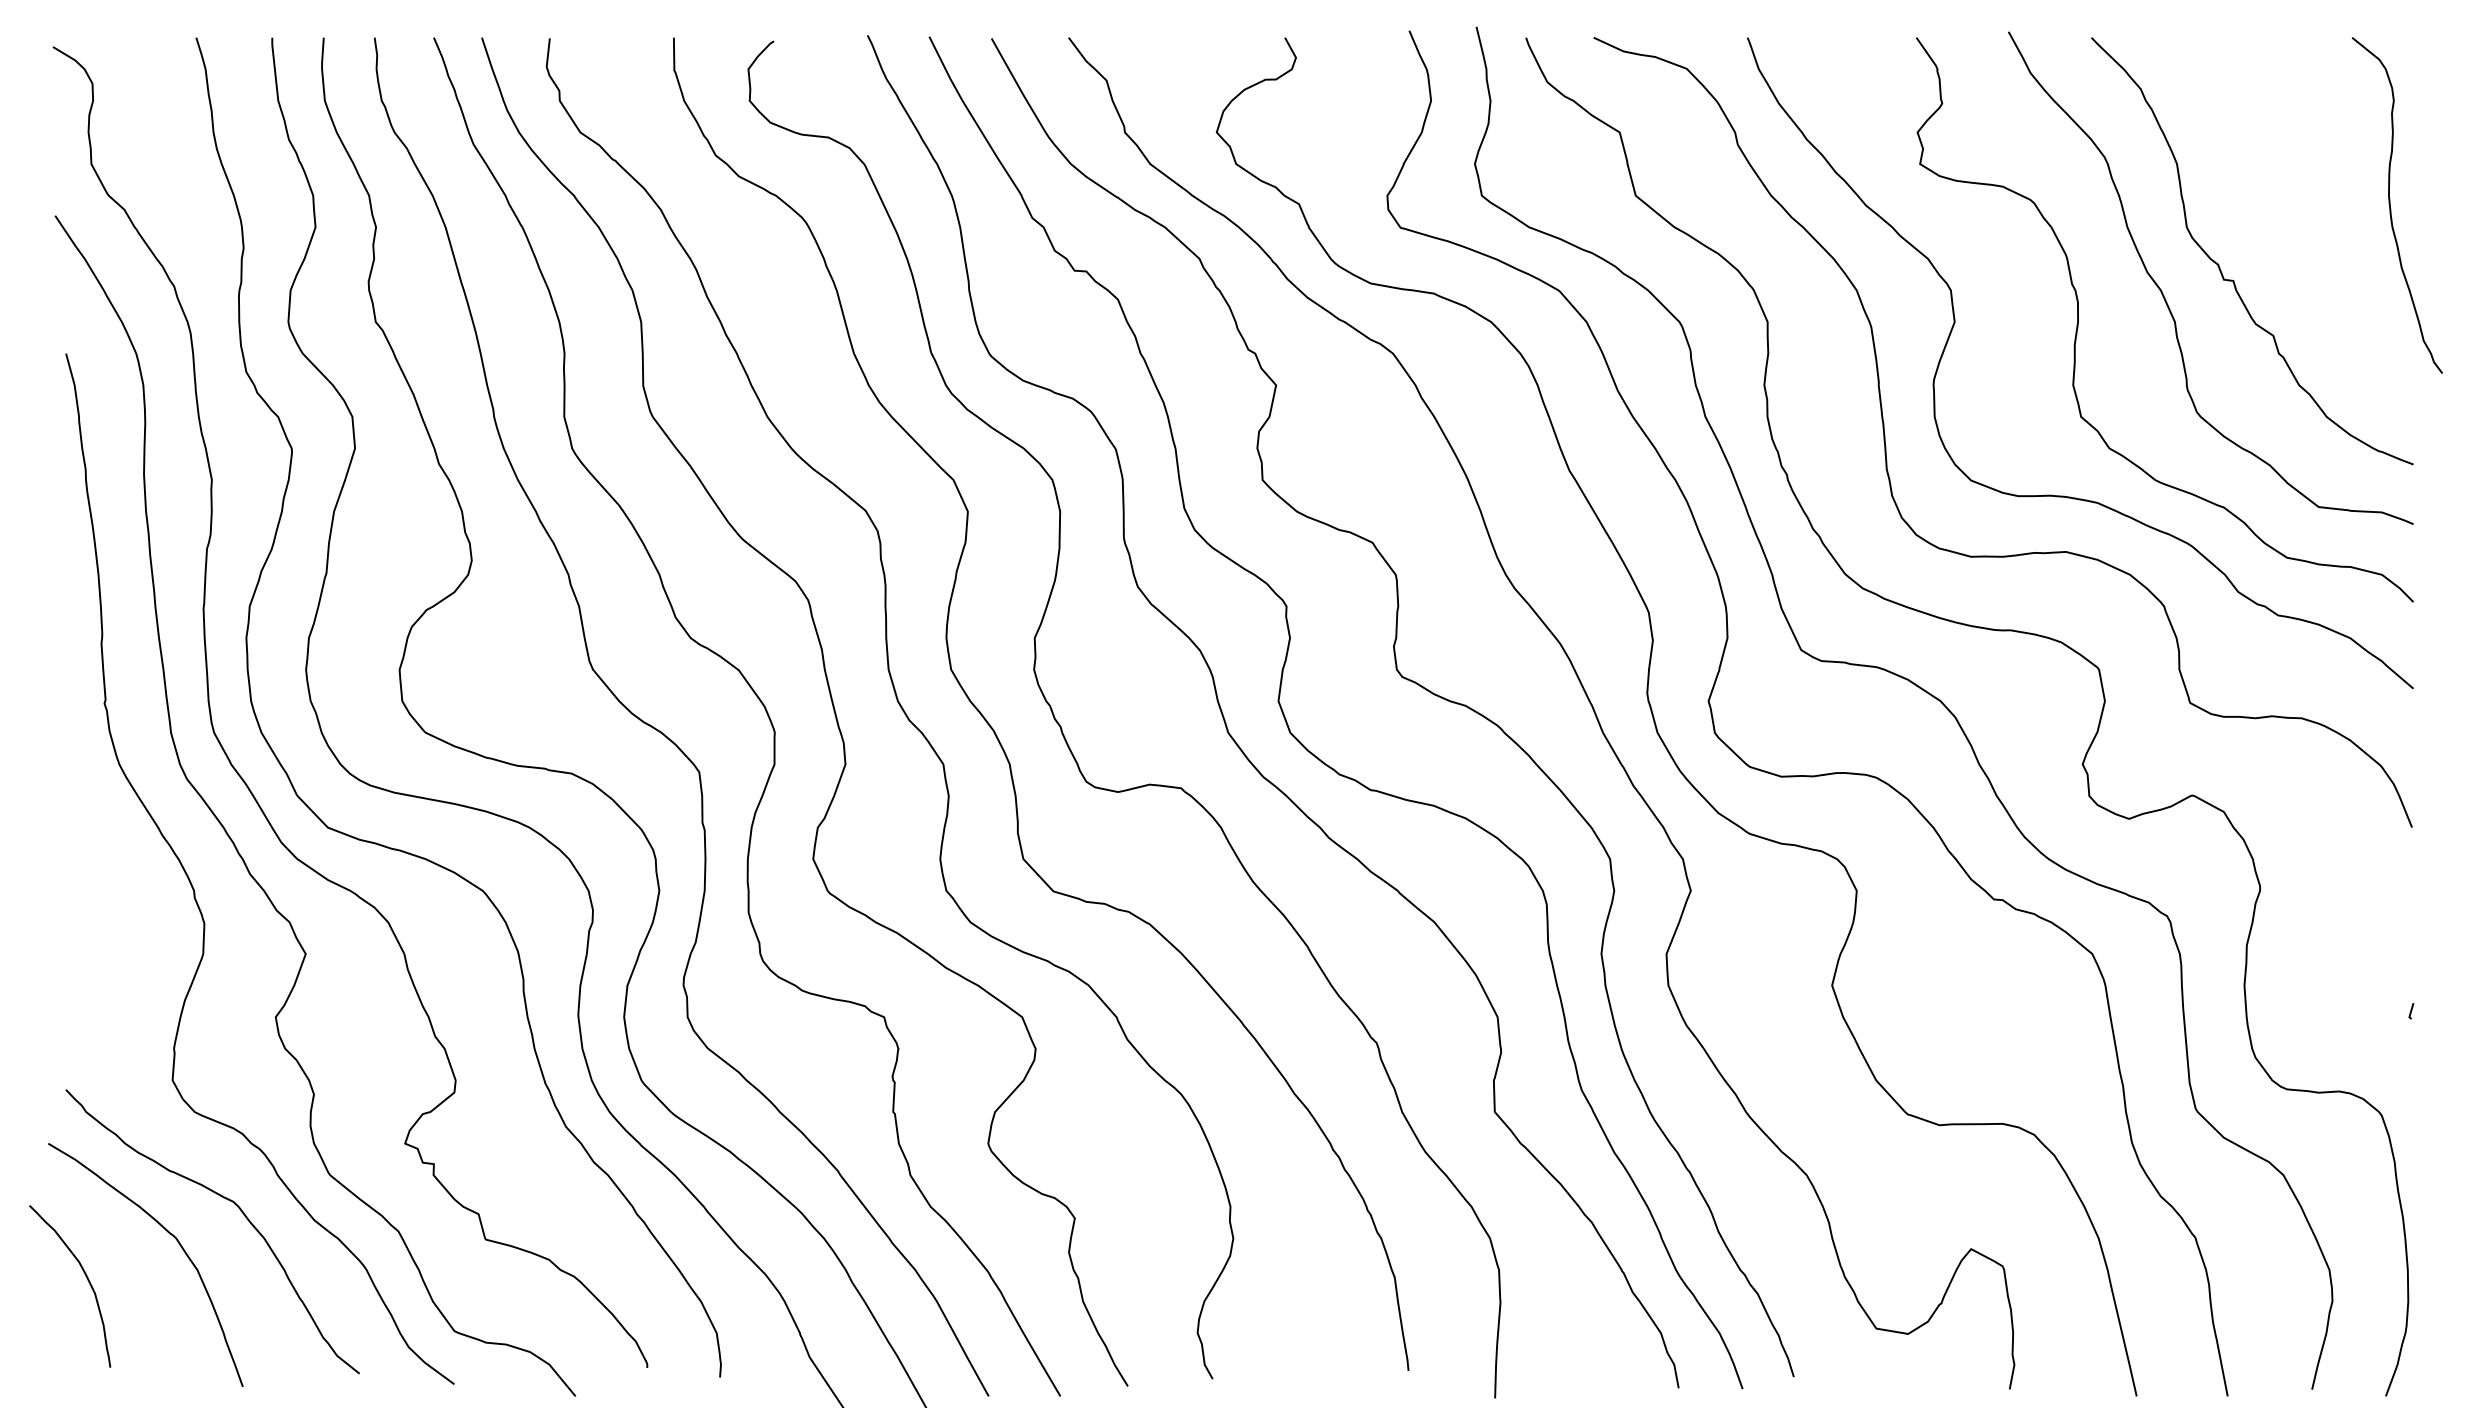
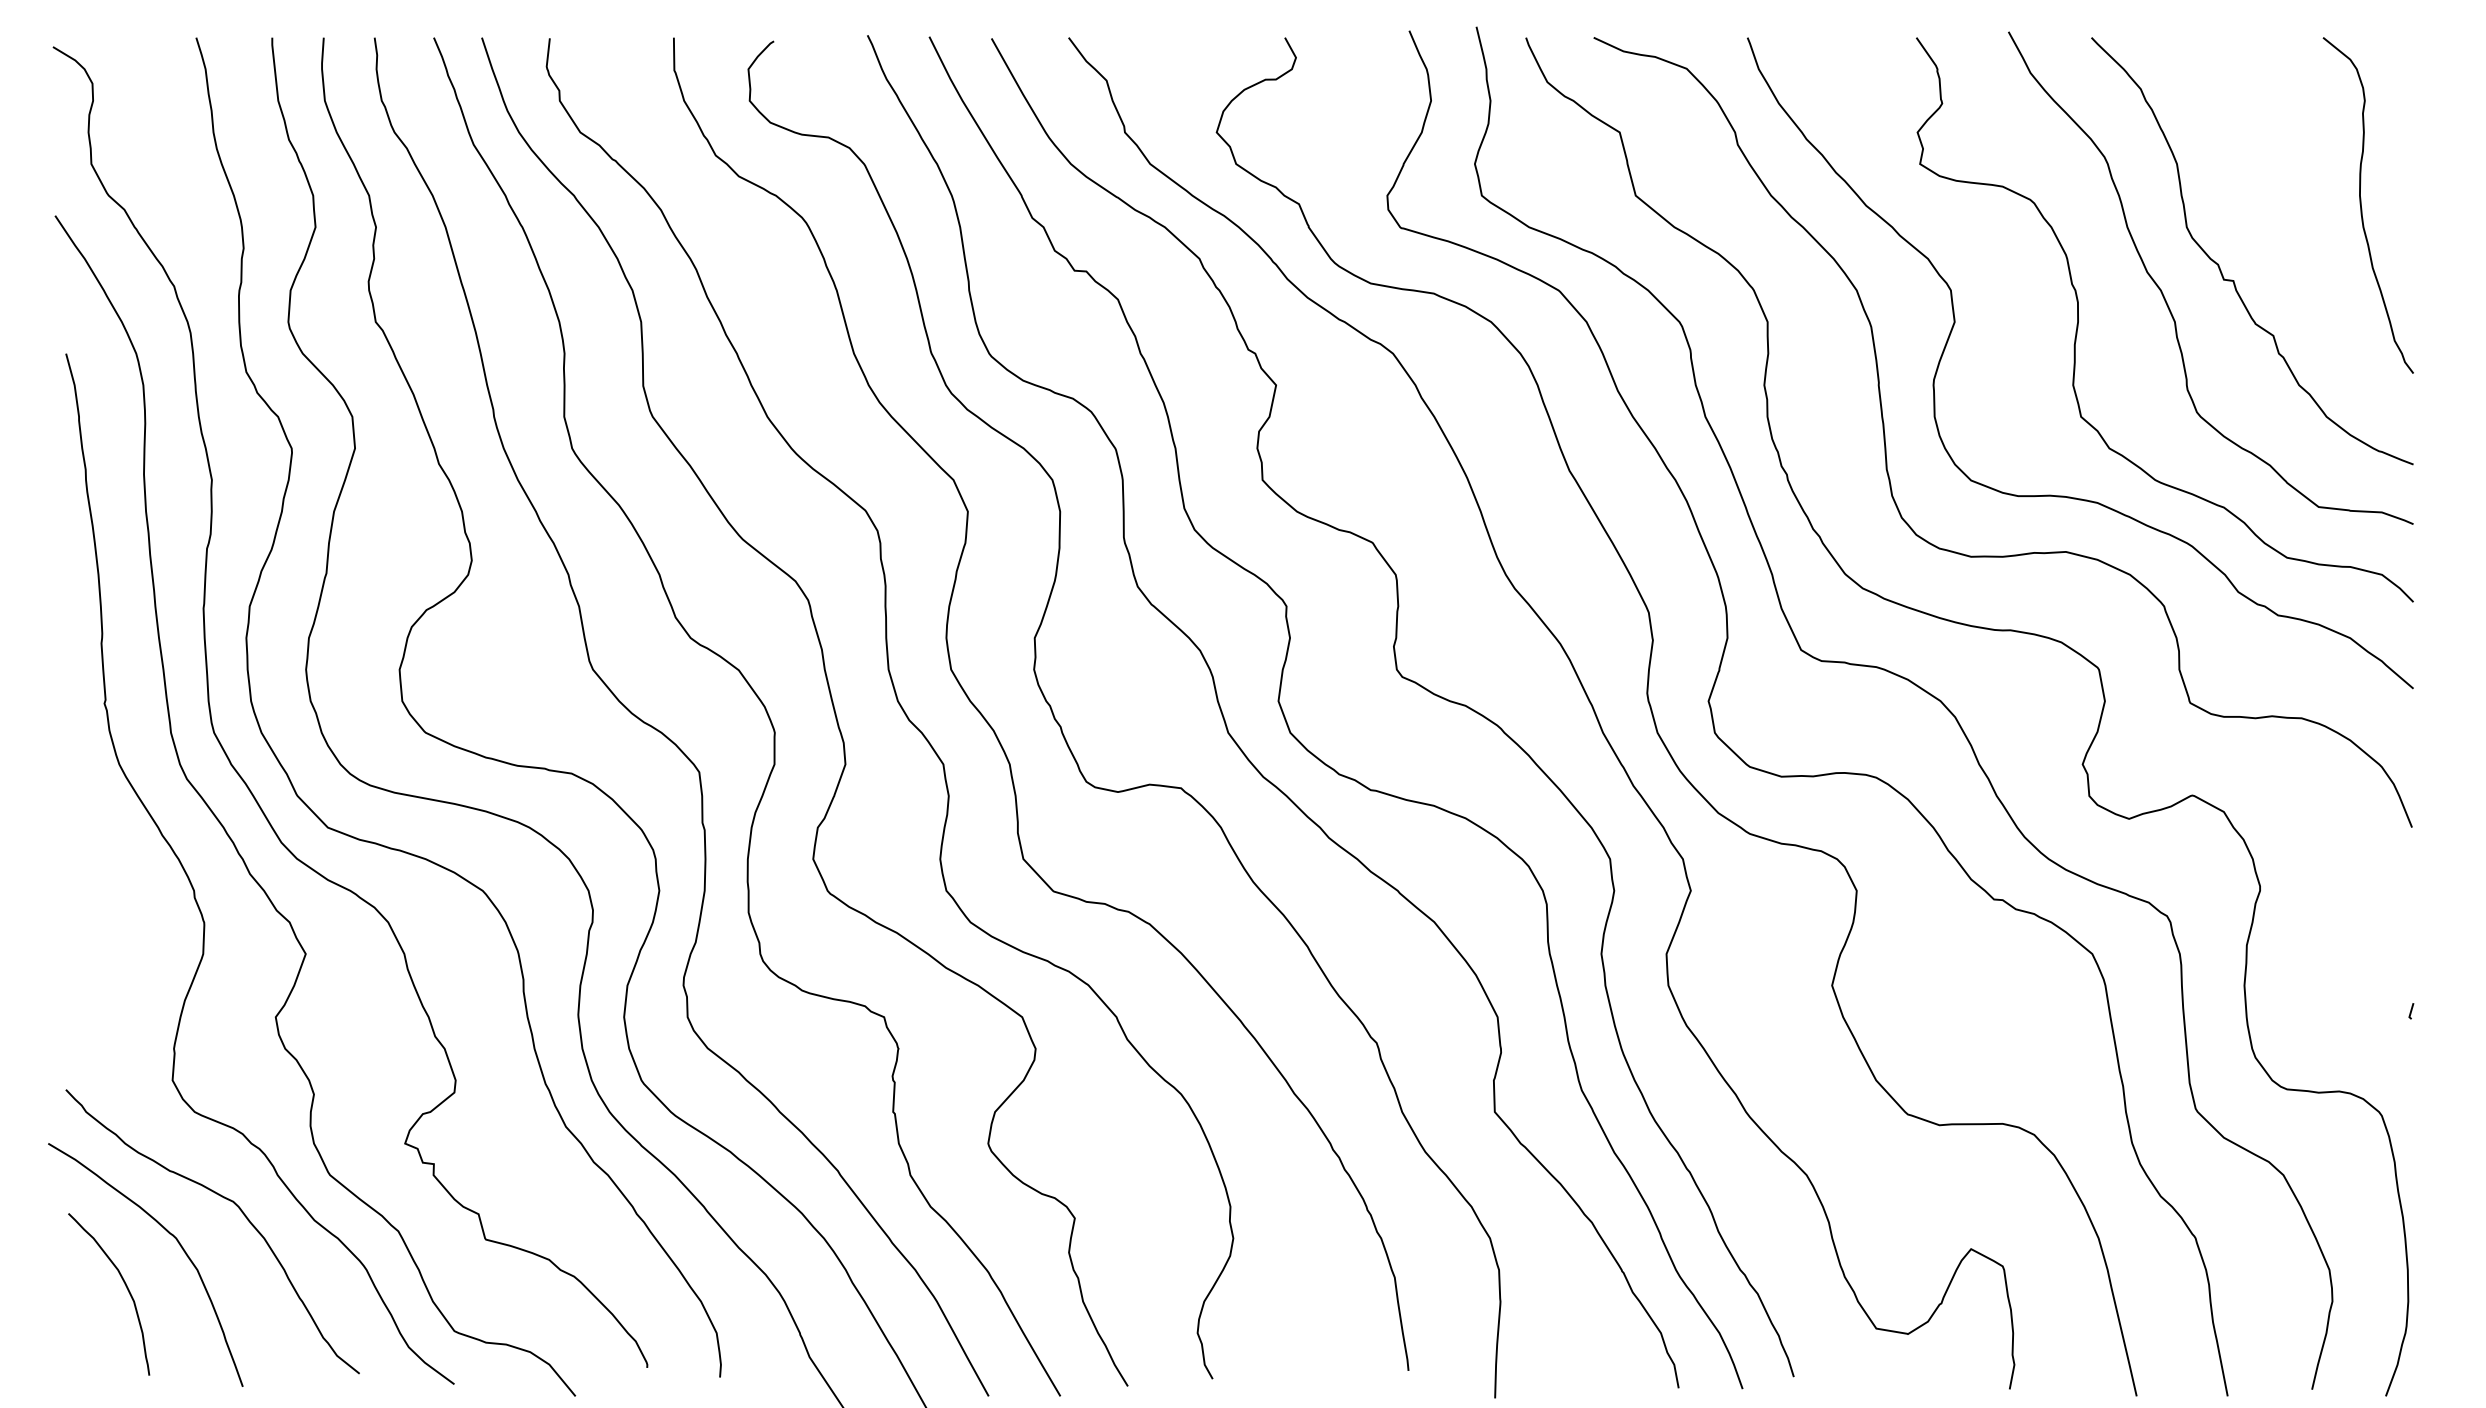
curve position: (2391, 208) -> (2362, 208) (2362, 208)
curve position: (86, 1278) -> (125, 1286) (125, 1286)
